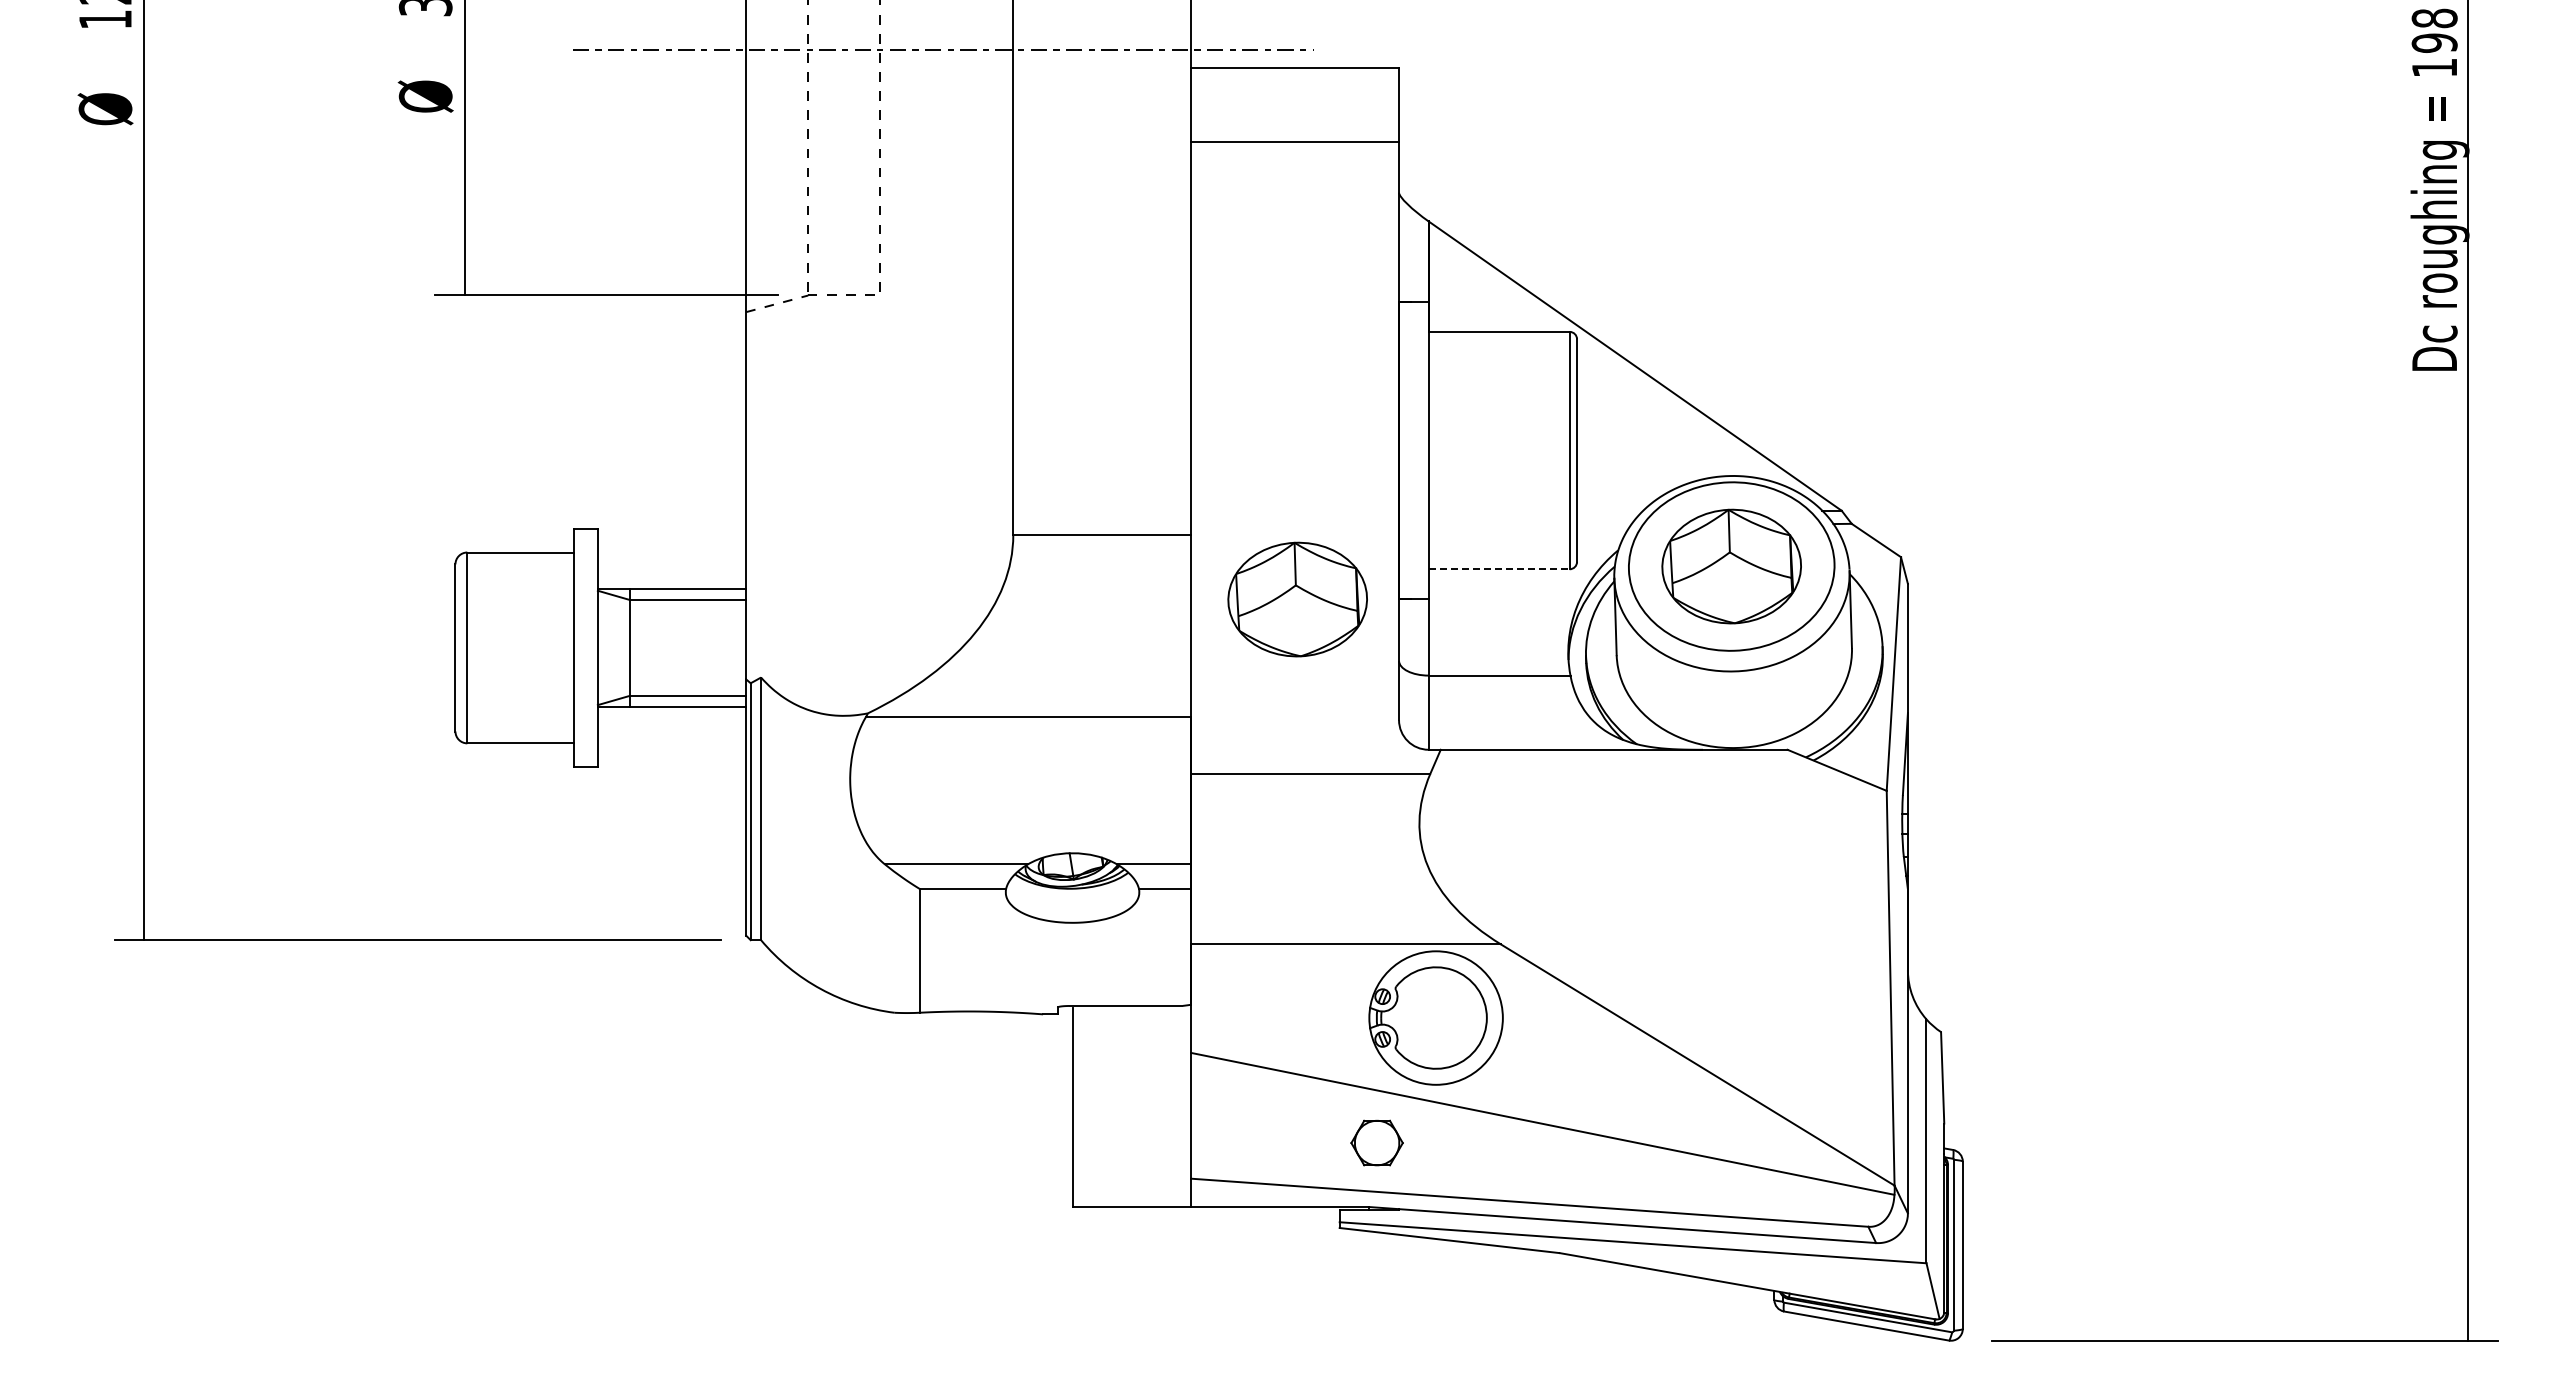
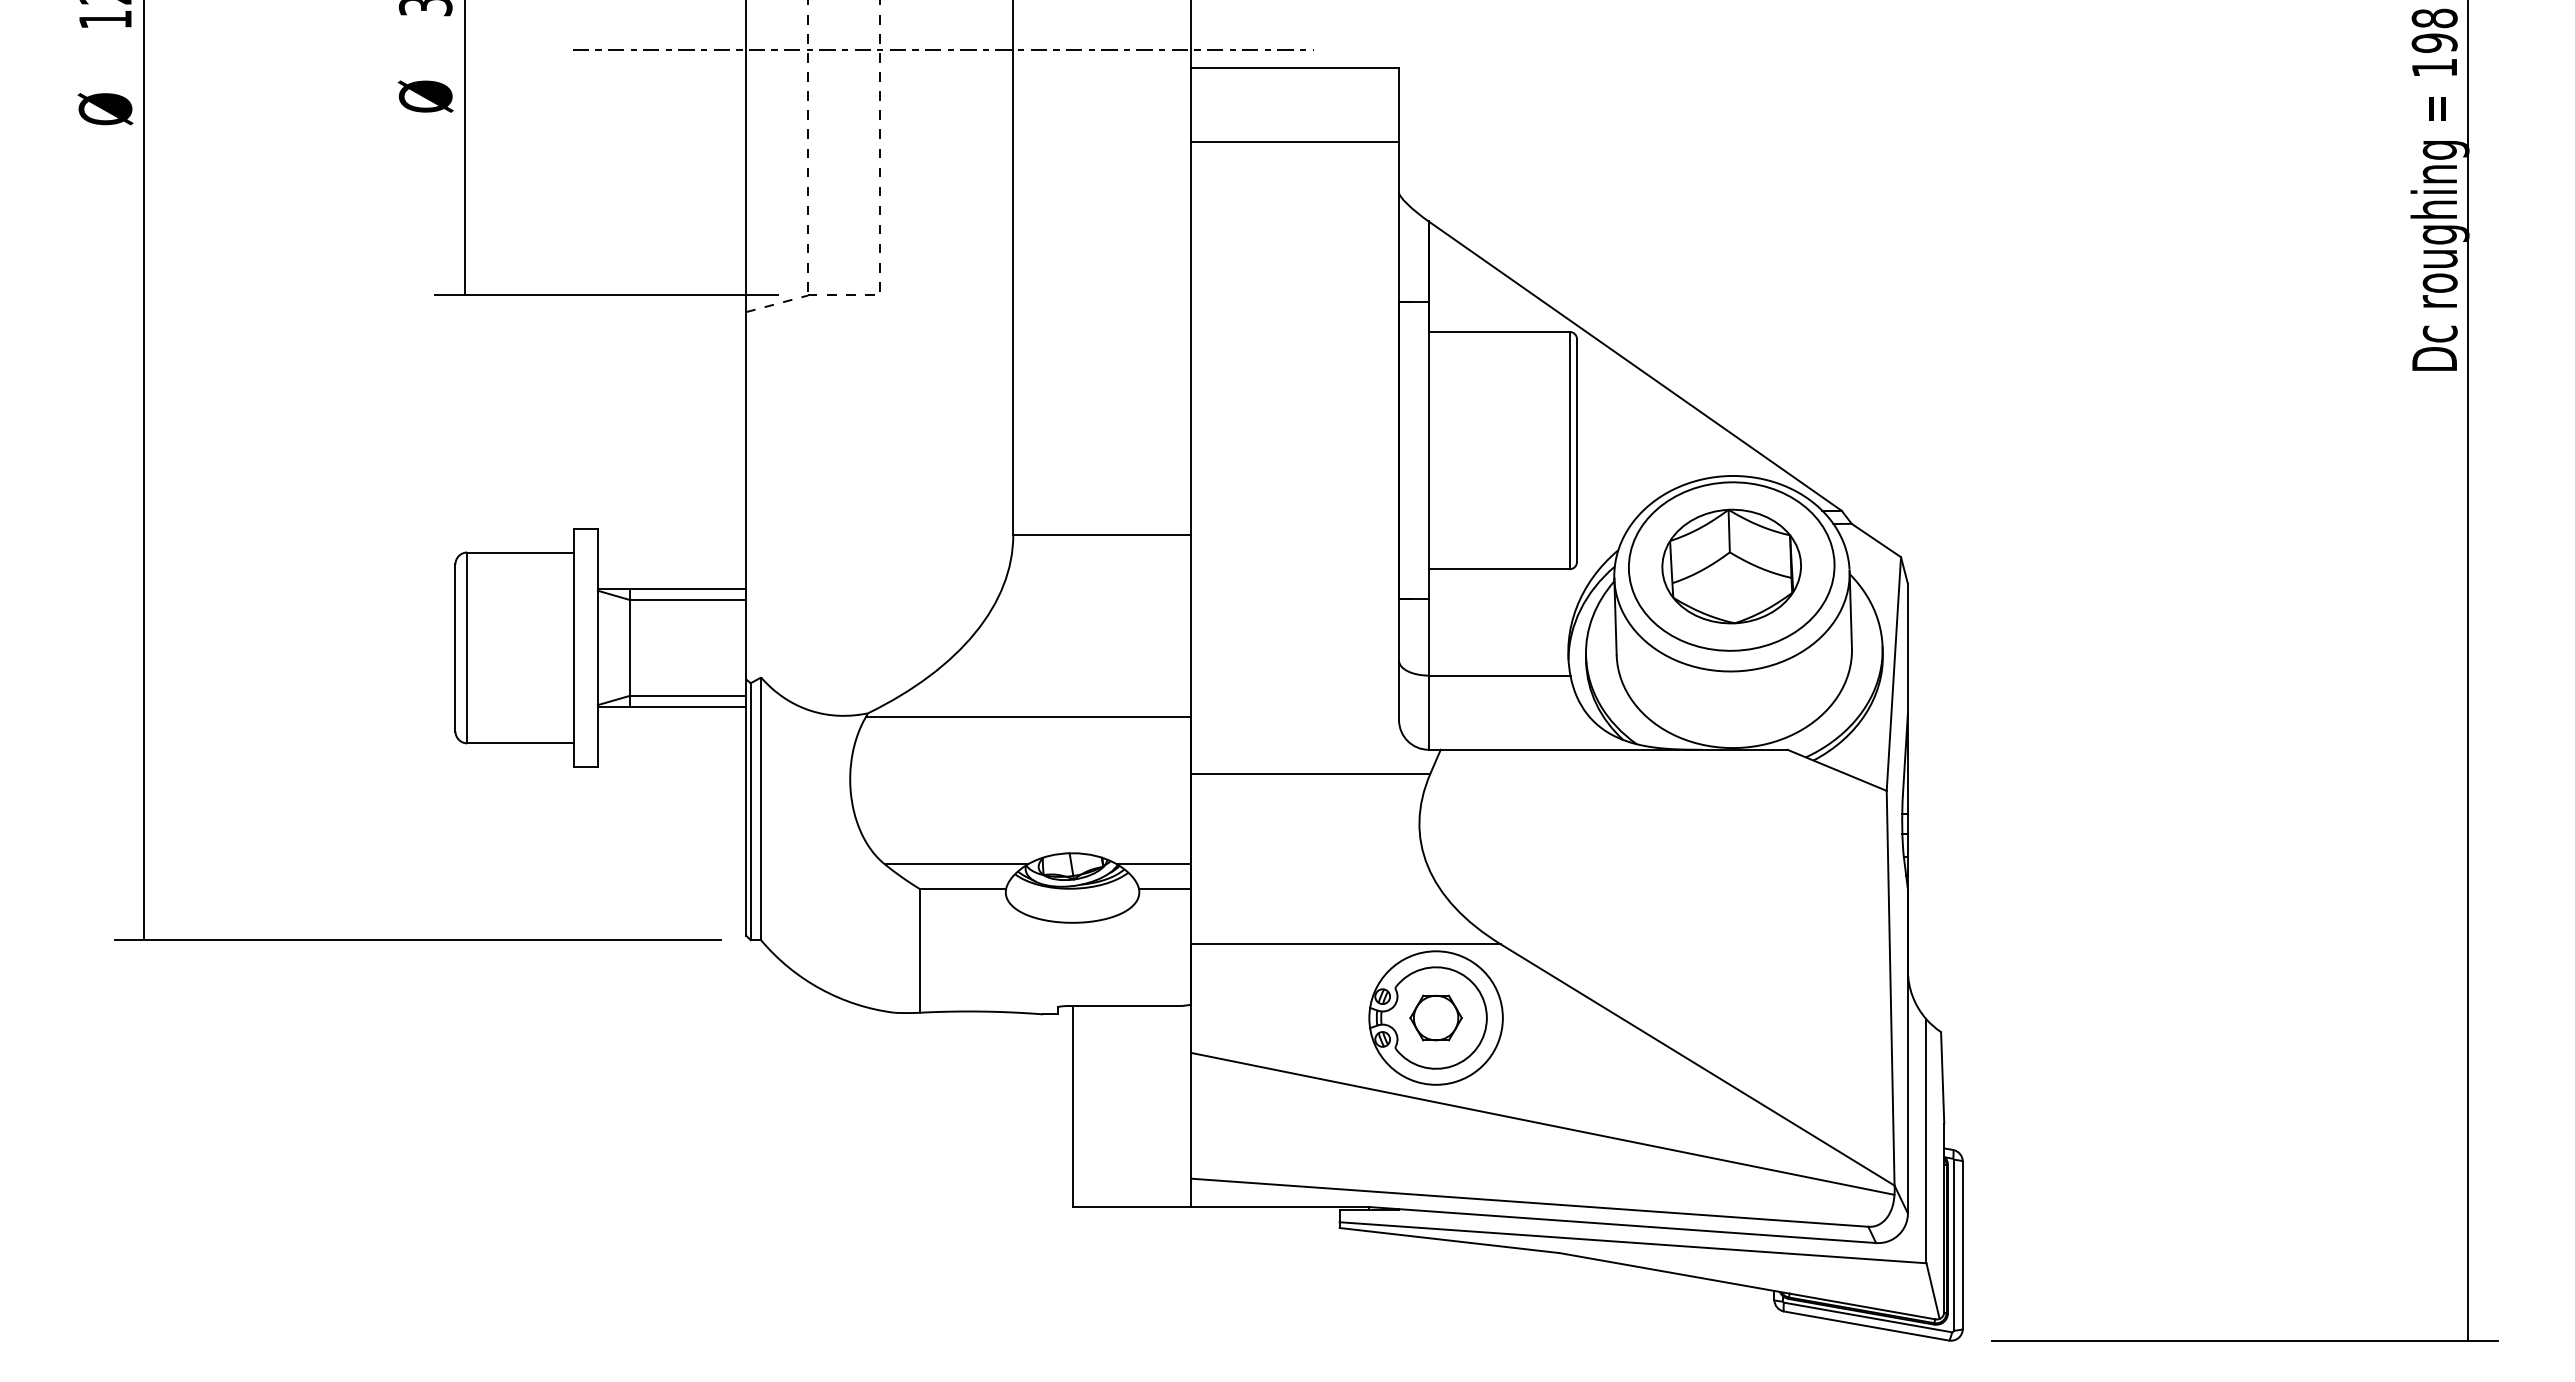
line: dashed -> solid (1499, 569)
part: present -> none (1297, 599)
part position: (1376, 1142) -> (1435, 1017) (1435, 1017)
